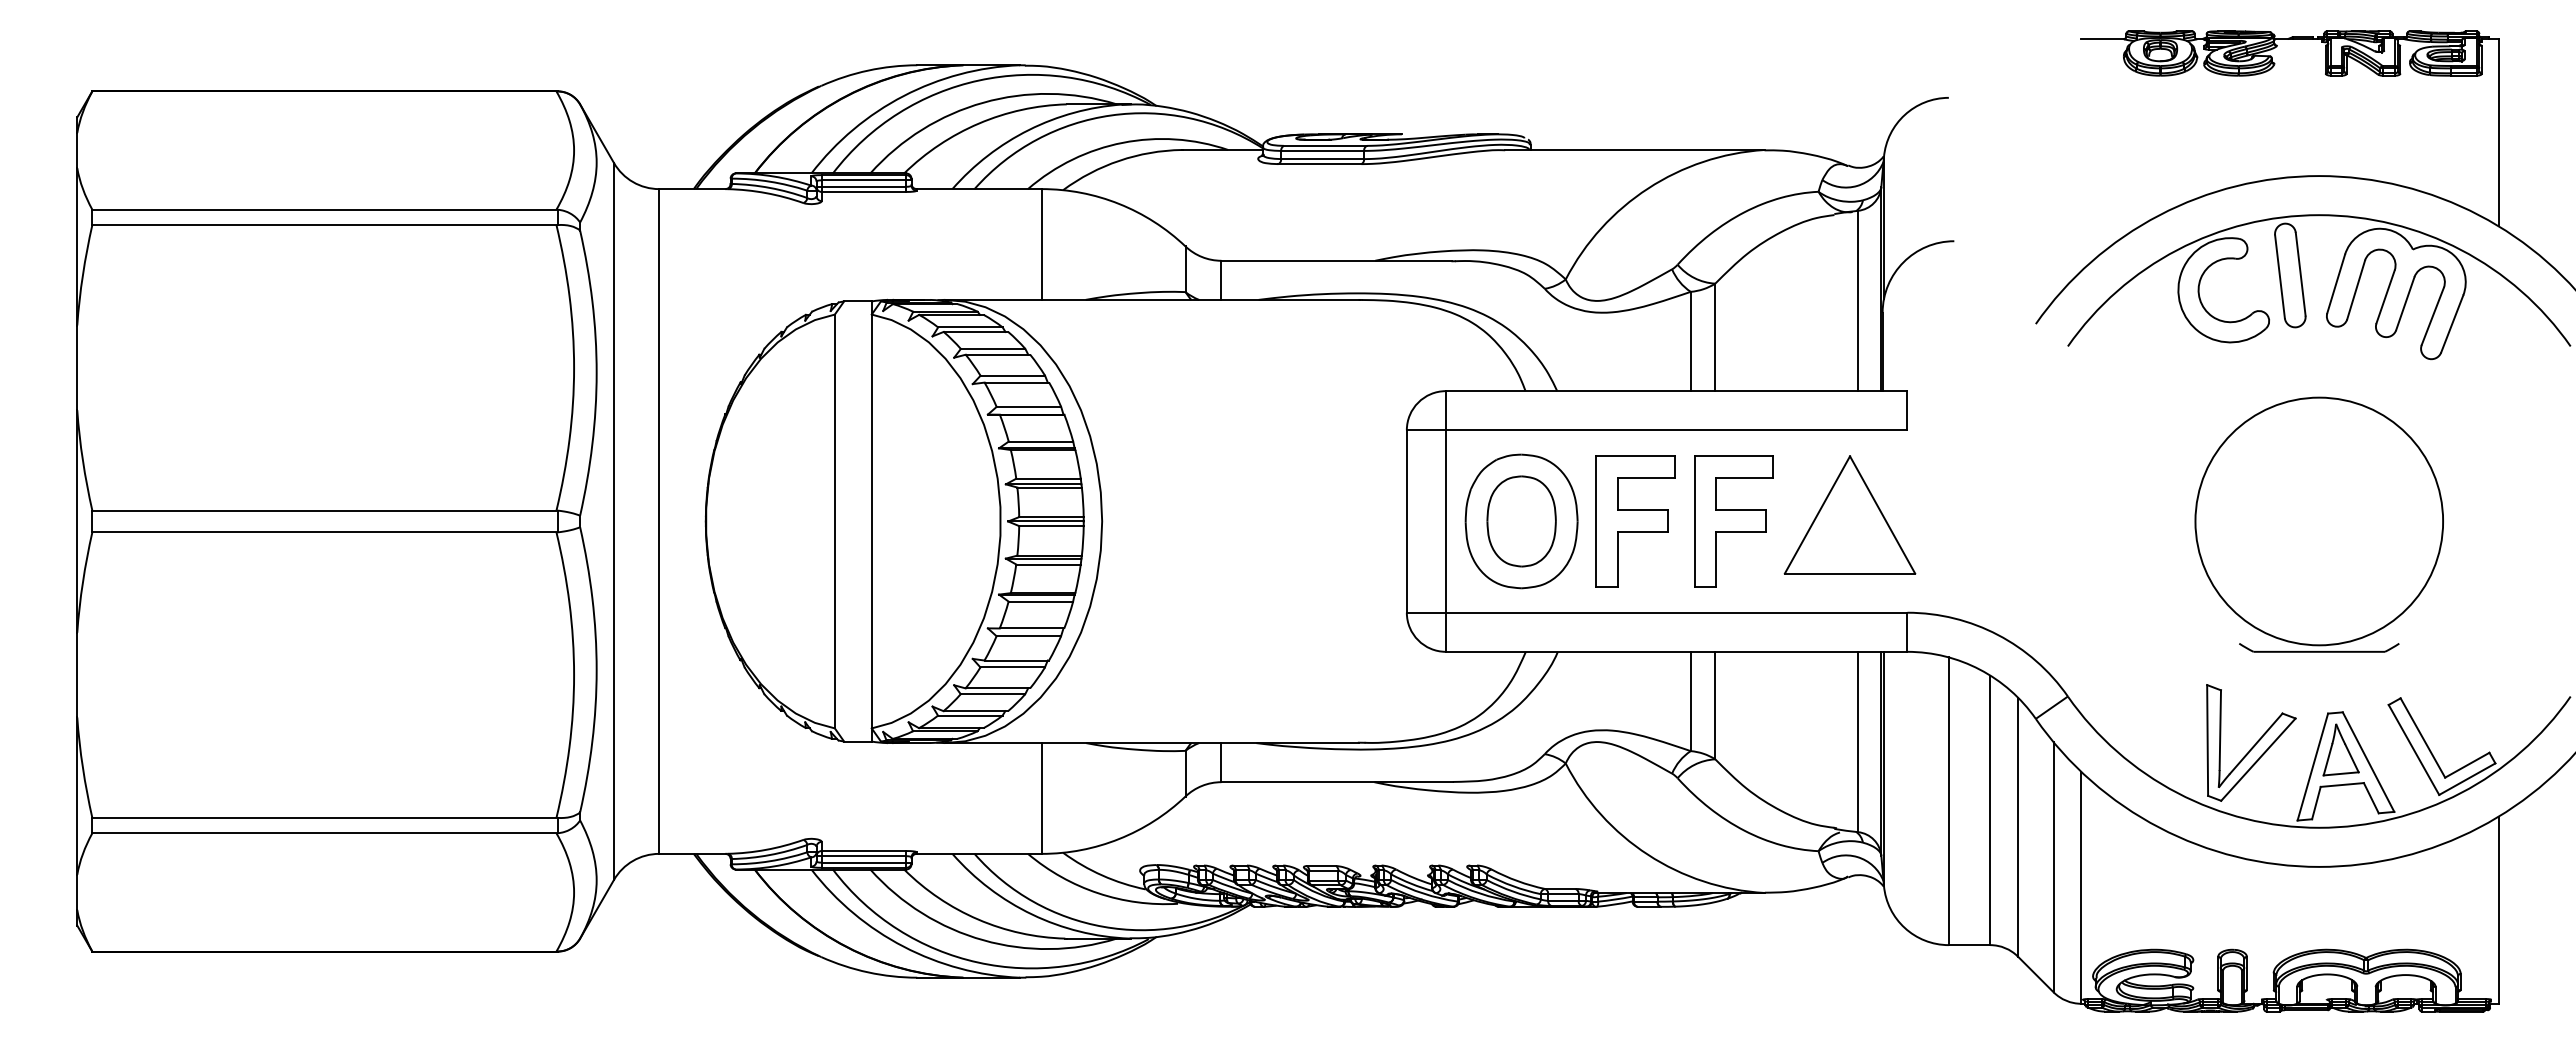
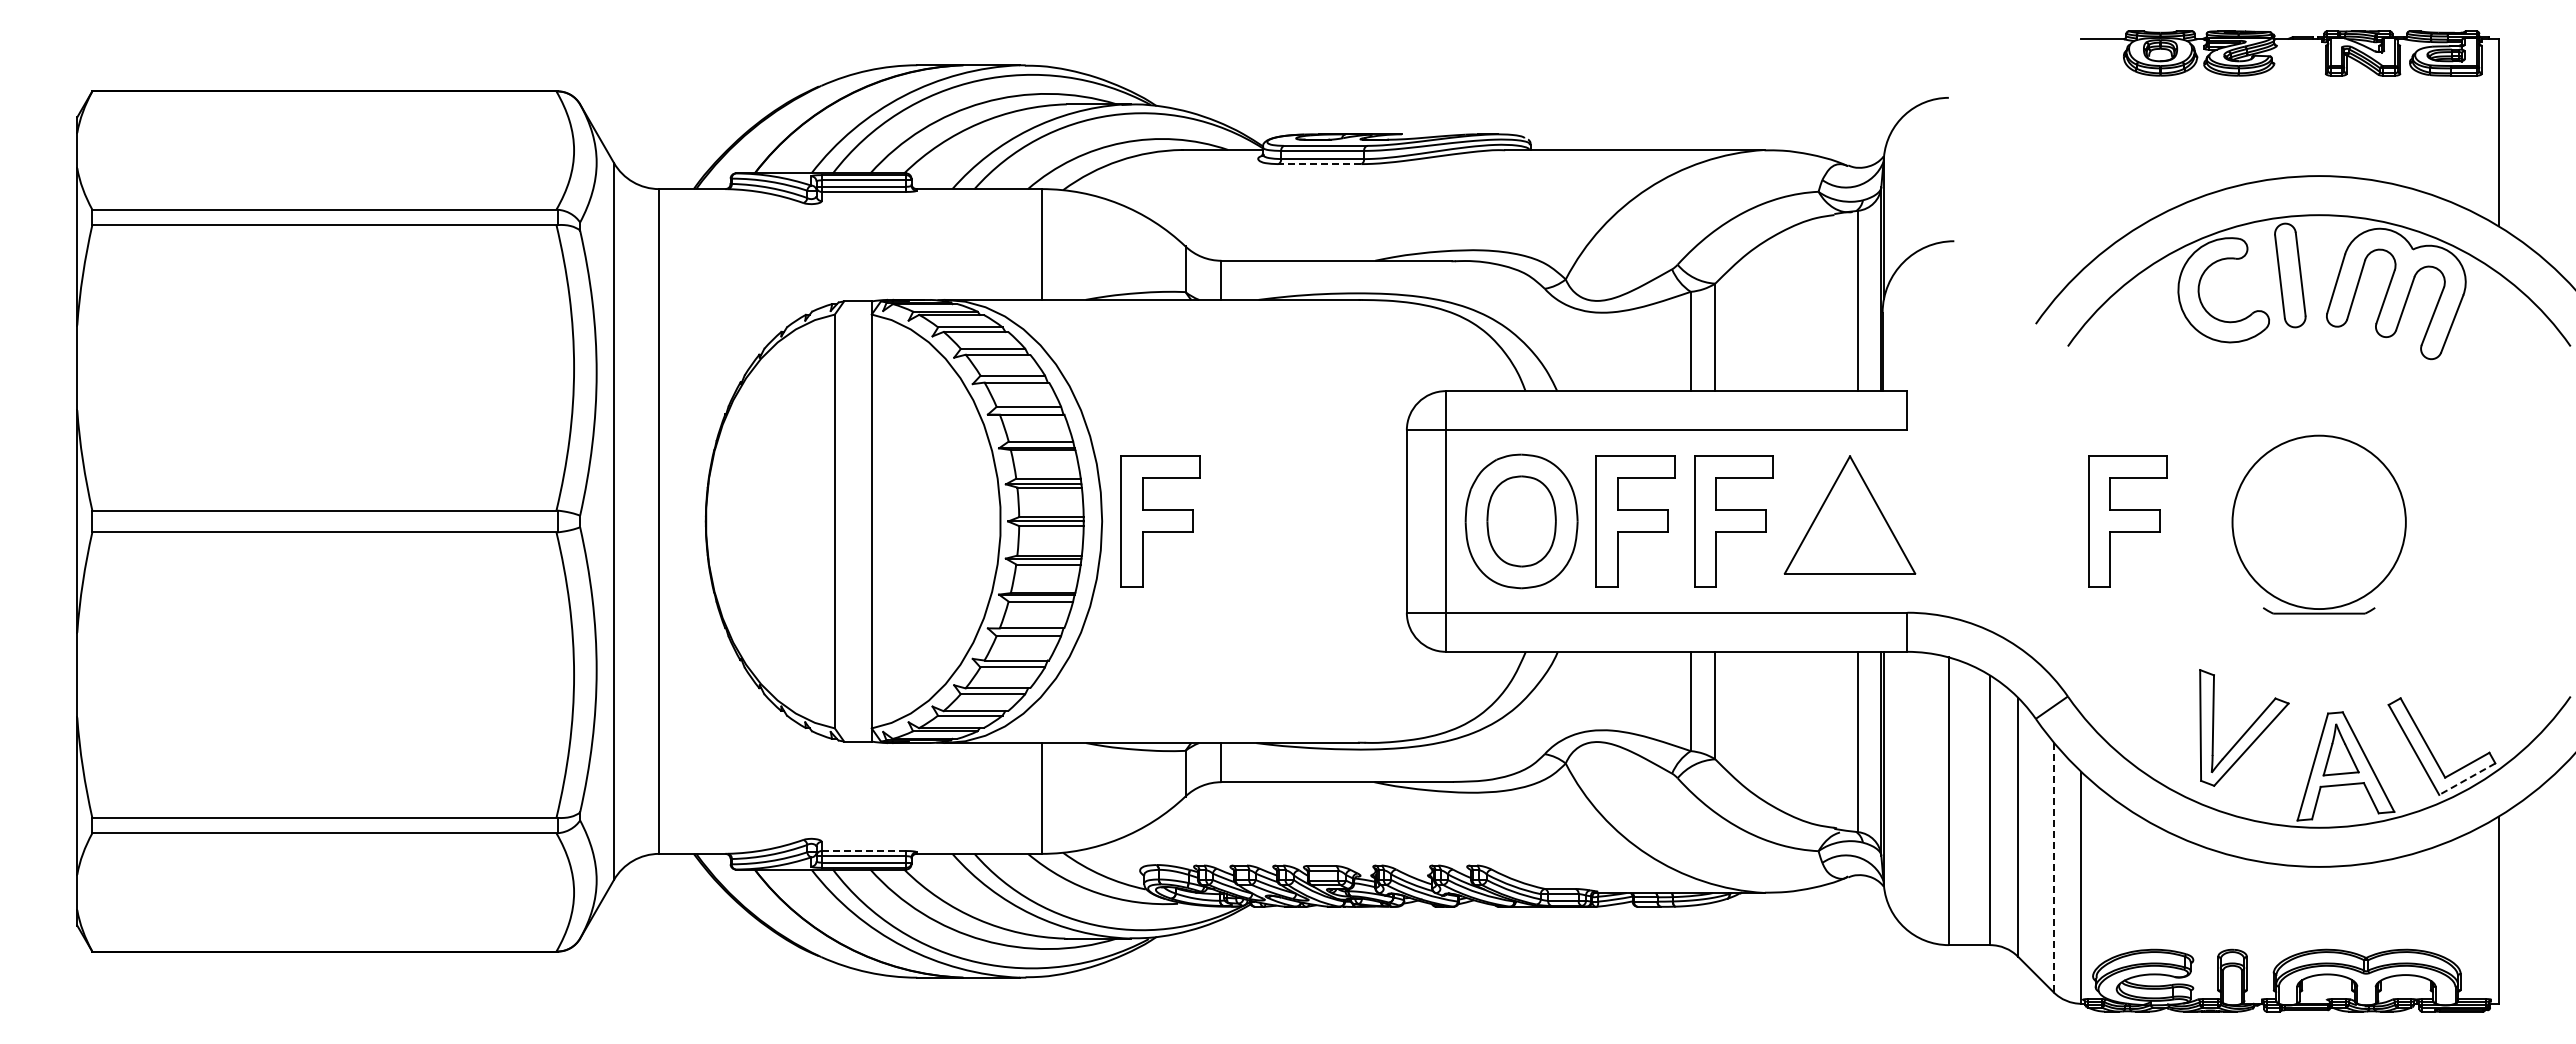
line: solid -> dashed (1319, 164)
part: none -> present (1160, 521)
part: none -> present (2127, 521)
part size: 250x257 px -> 176x181 px (2318, 524)
part position: (2251, 742) -> (2244, 727) (2244, 727)
line: solid -> dashed (2466, 779)
line: solid -> dashed (864, 851)
line: solid -> dashed (2053, 866)
